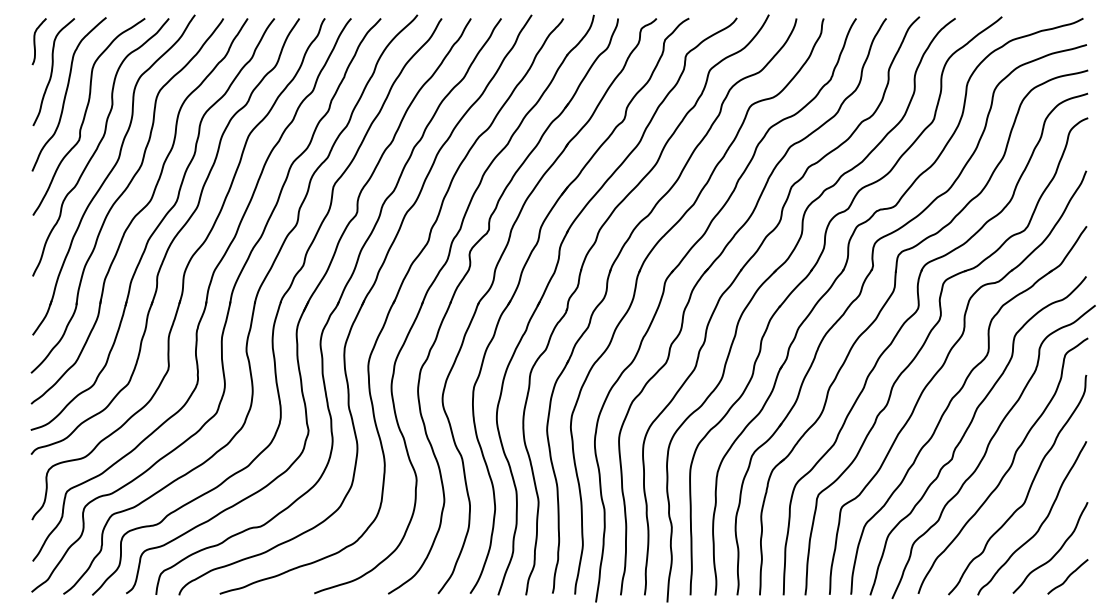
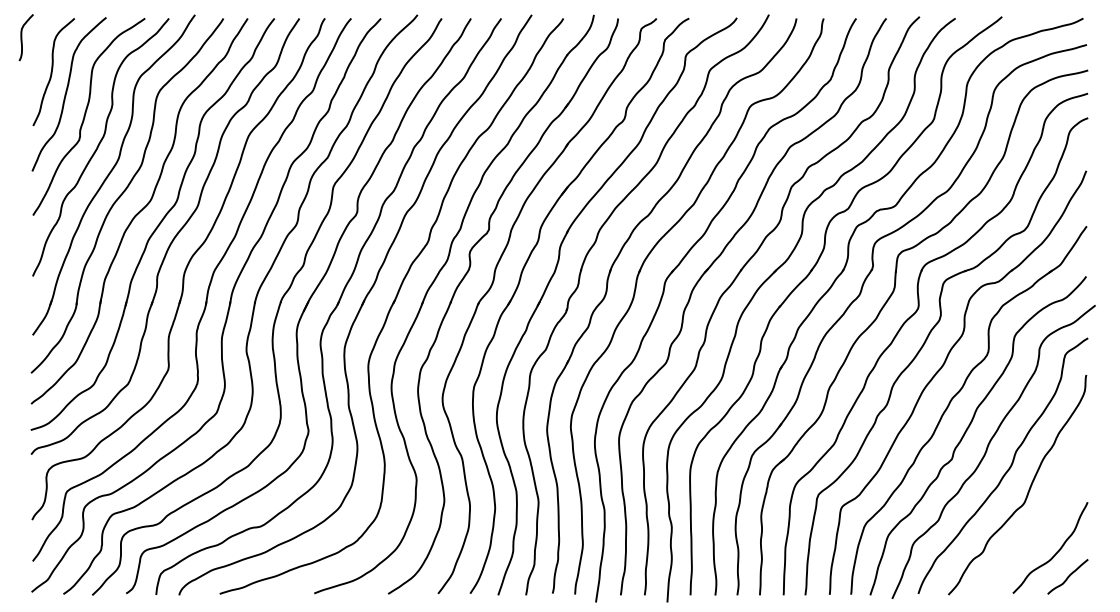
curve position: (35, 41) -> (22, 37) (22, 37)
curve: present -> none (1040, 524)
